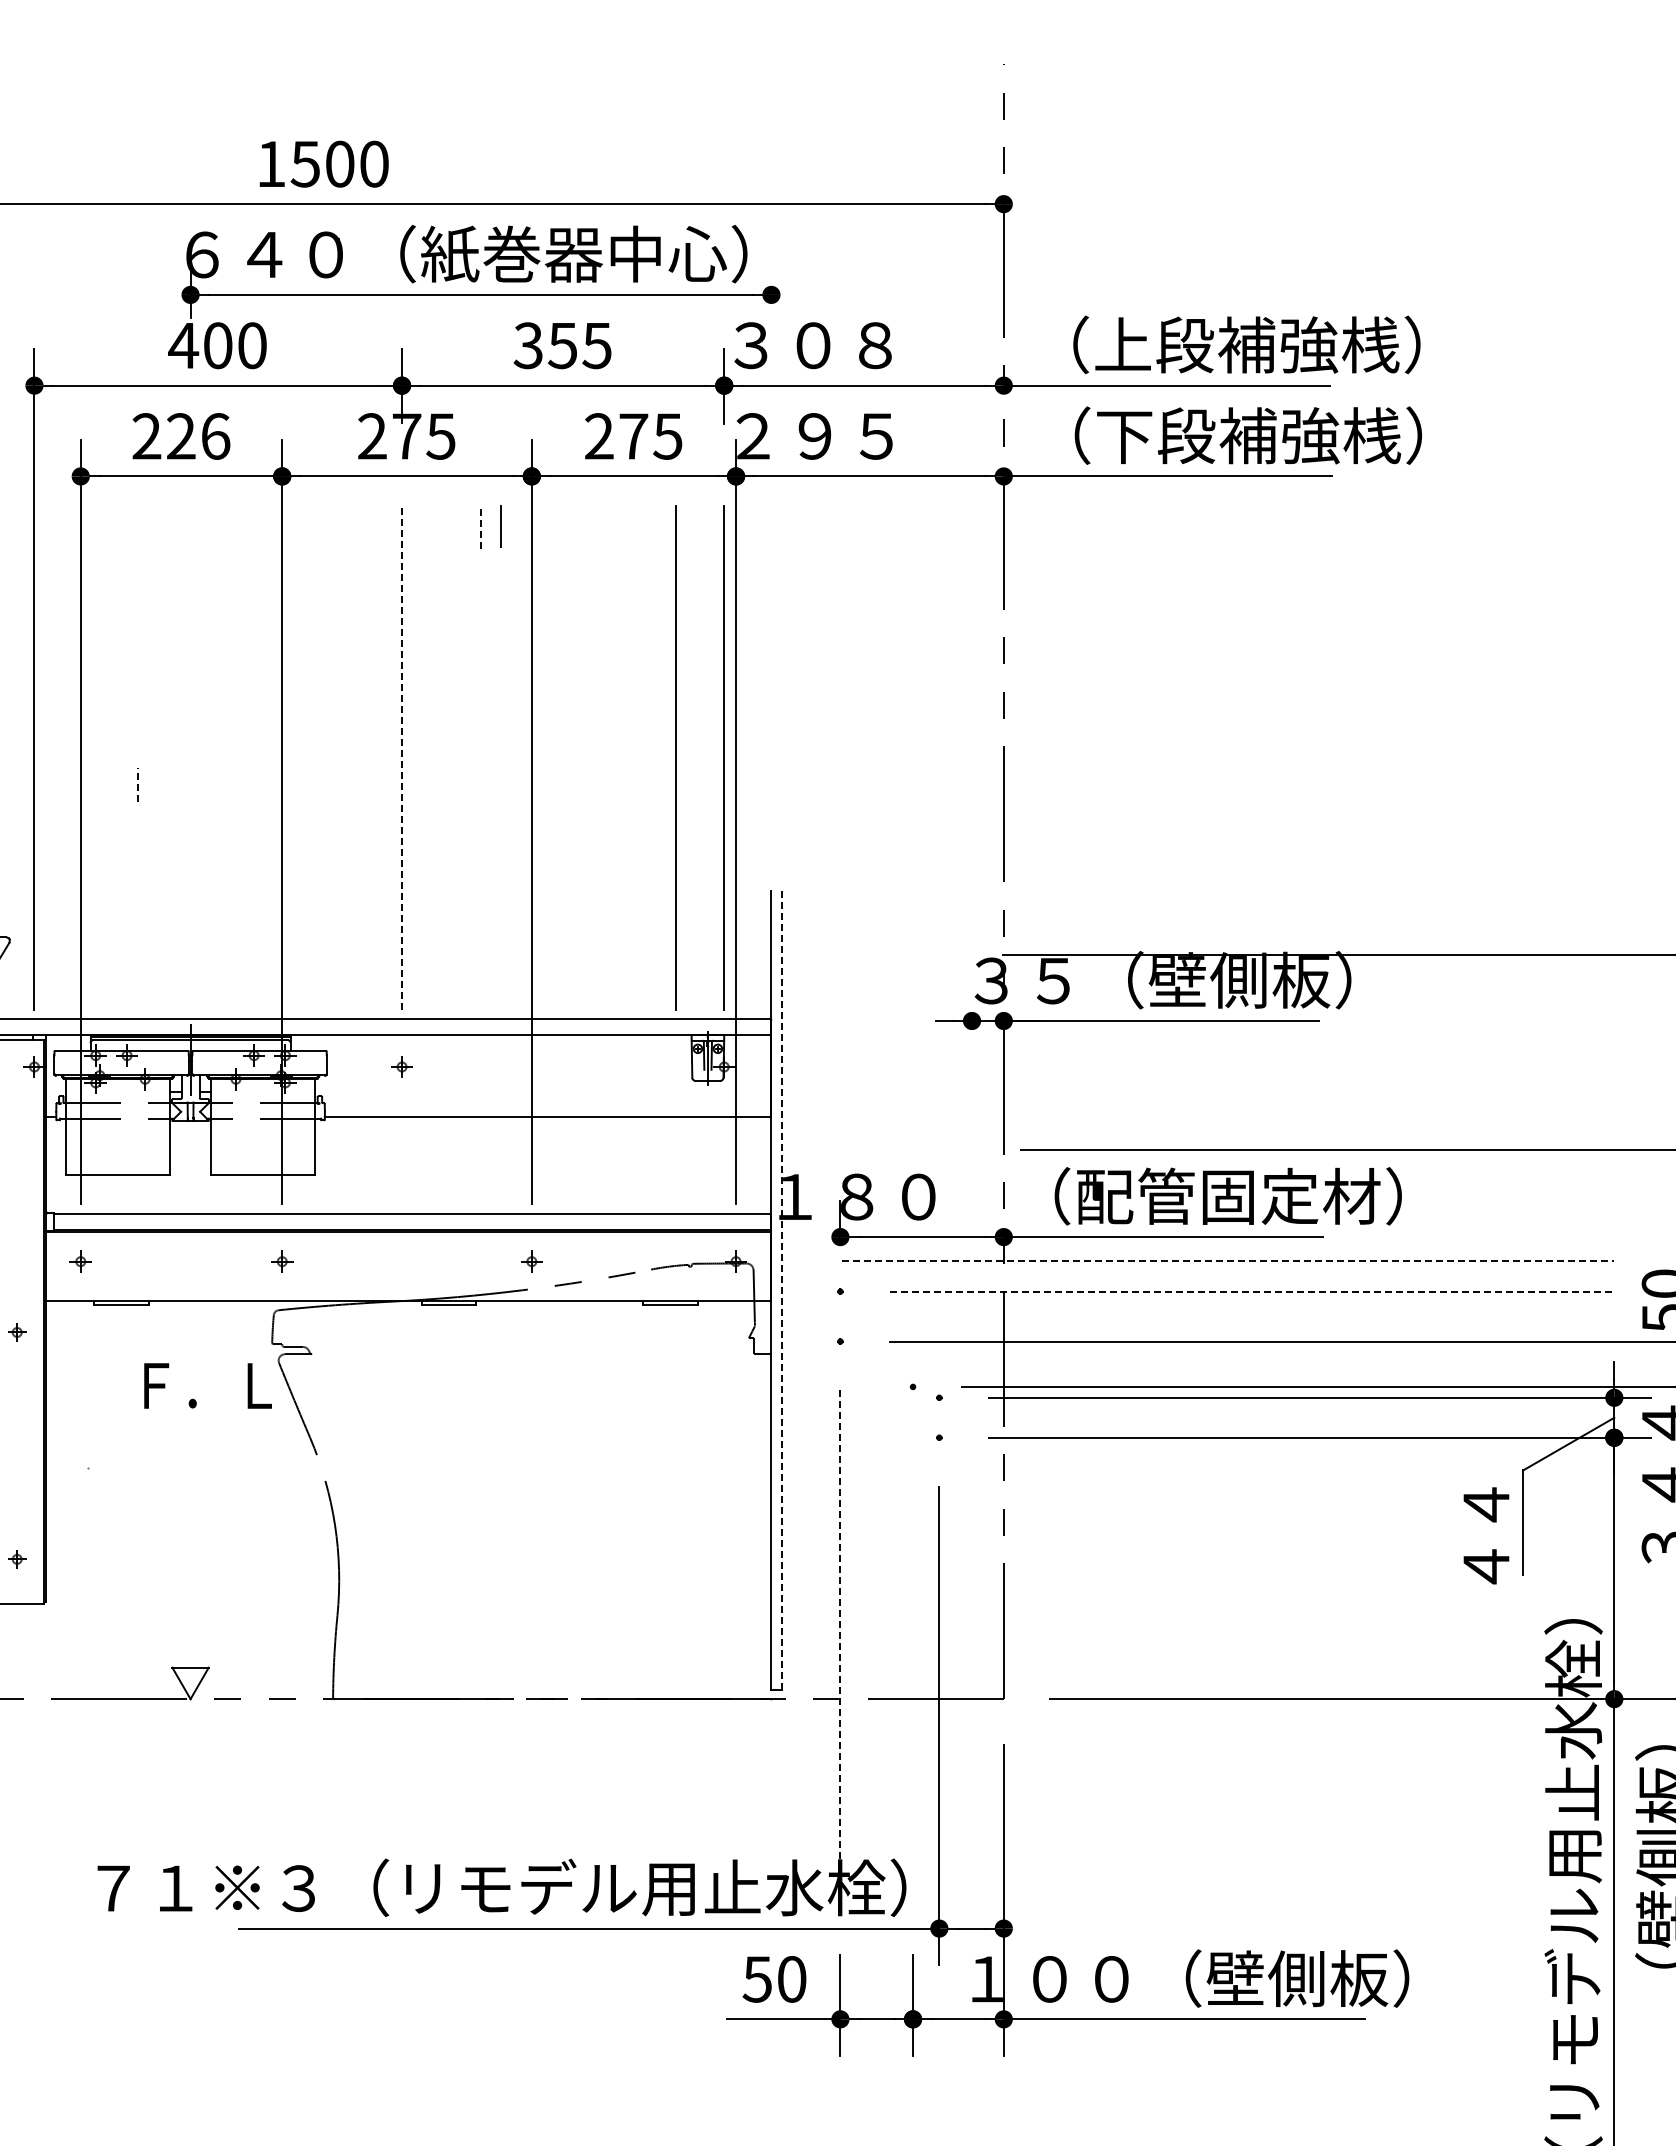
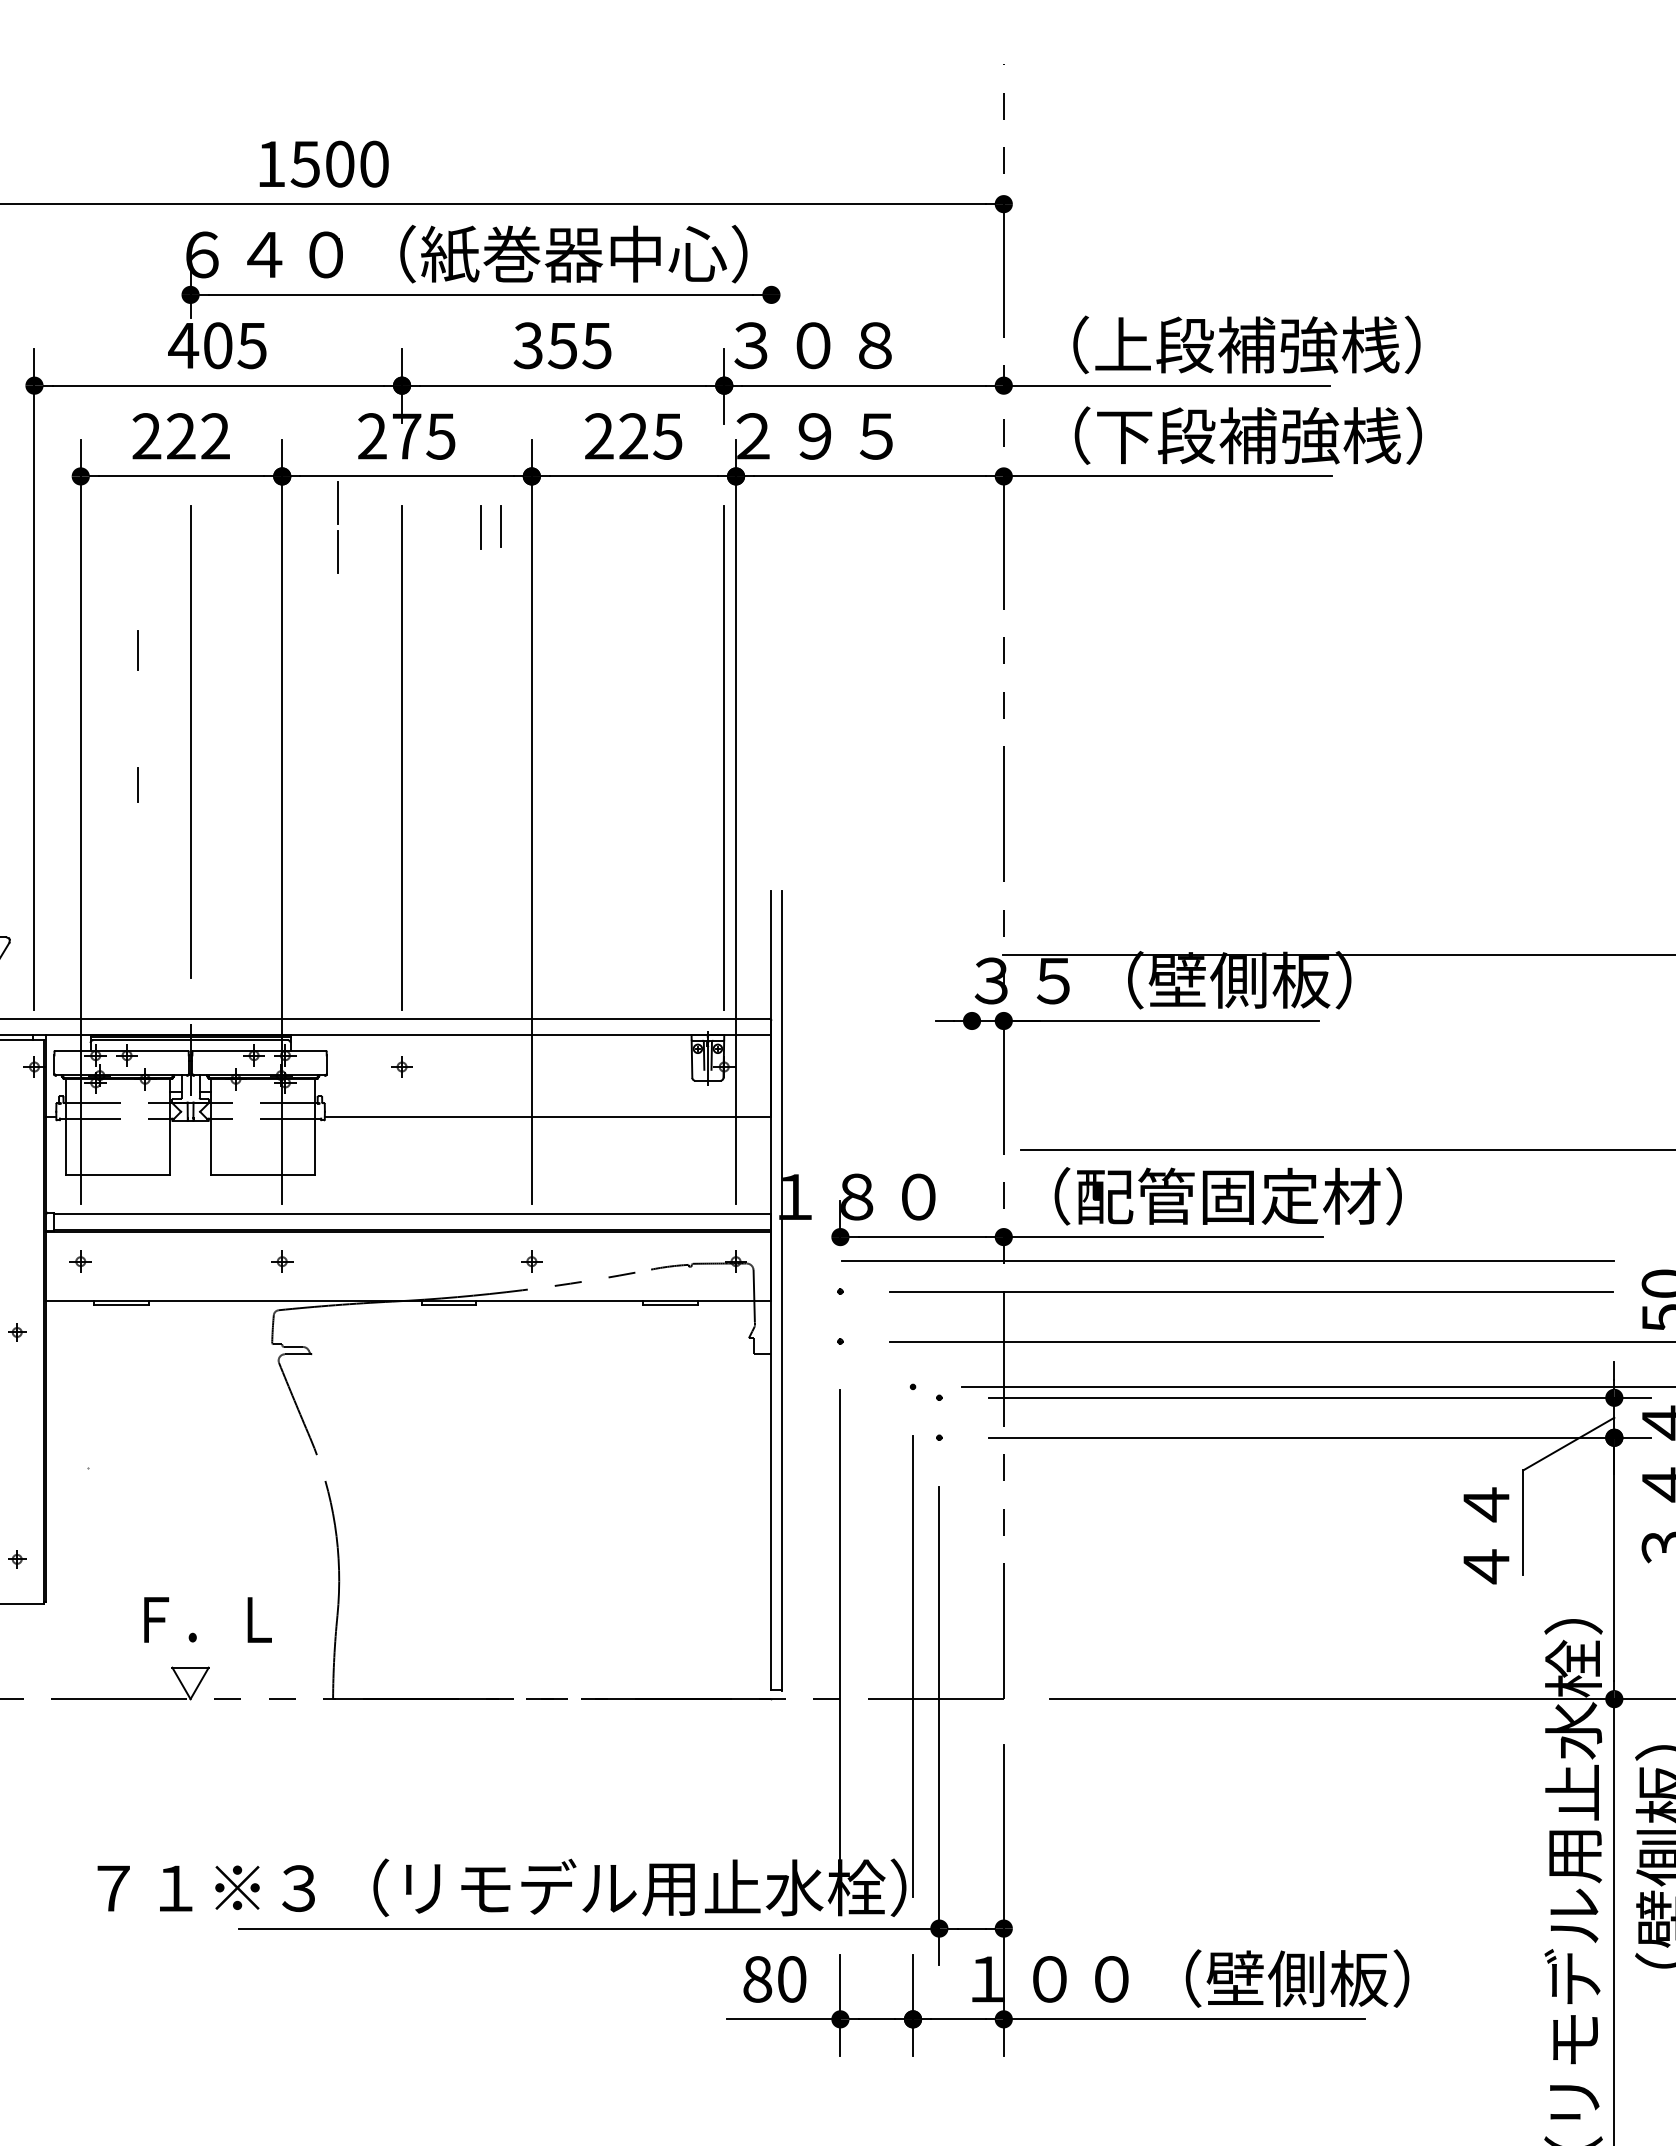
text: 400 -> 405 (251, 345)
text: 226 -> 222 (215, 436)
text: 275 -> 225 (633, 436)
line: none -> present (337, 502)
line: dashed -> solid (481, 527)
line: none -> present (337, 552)
line: none -> present (137, 650)
line: none -> present (190, 741)
line: dashed -> solid (402, 757)
line: present -> none (675, 757)
line: dashed -> solid (137, 784)
line: dashed -> solid (1228, 1261)
line: dashed -> solid (782, 1290)
line: dashed -> solid (1251, 1291)
text position: (207, 1385) -> (207, 1619) (207, 1619)
line: dashed -> solid (840, 1643)
line: none -> present (913, 1666)
text: 50 -> 80 (757, 1979)
